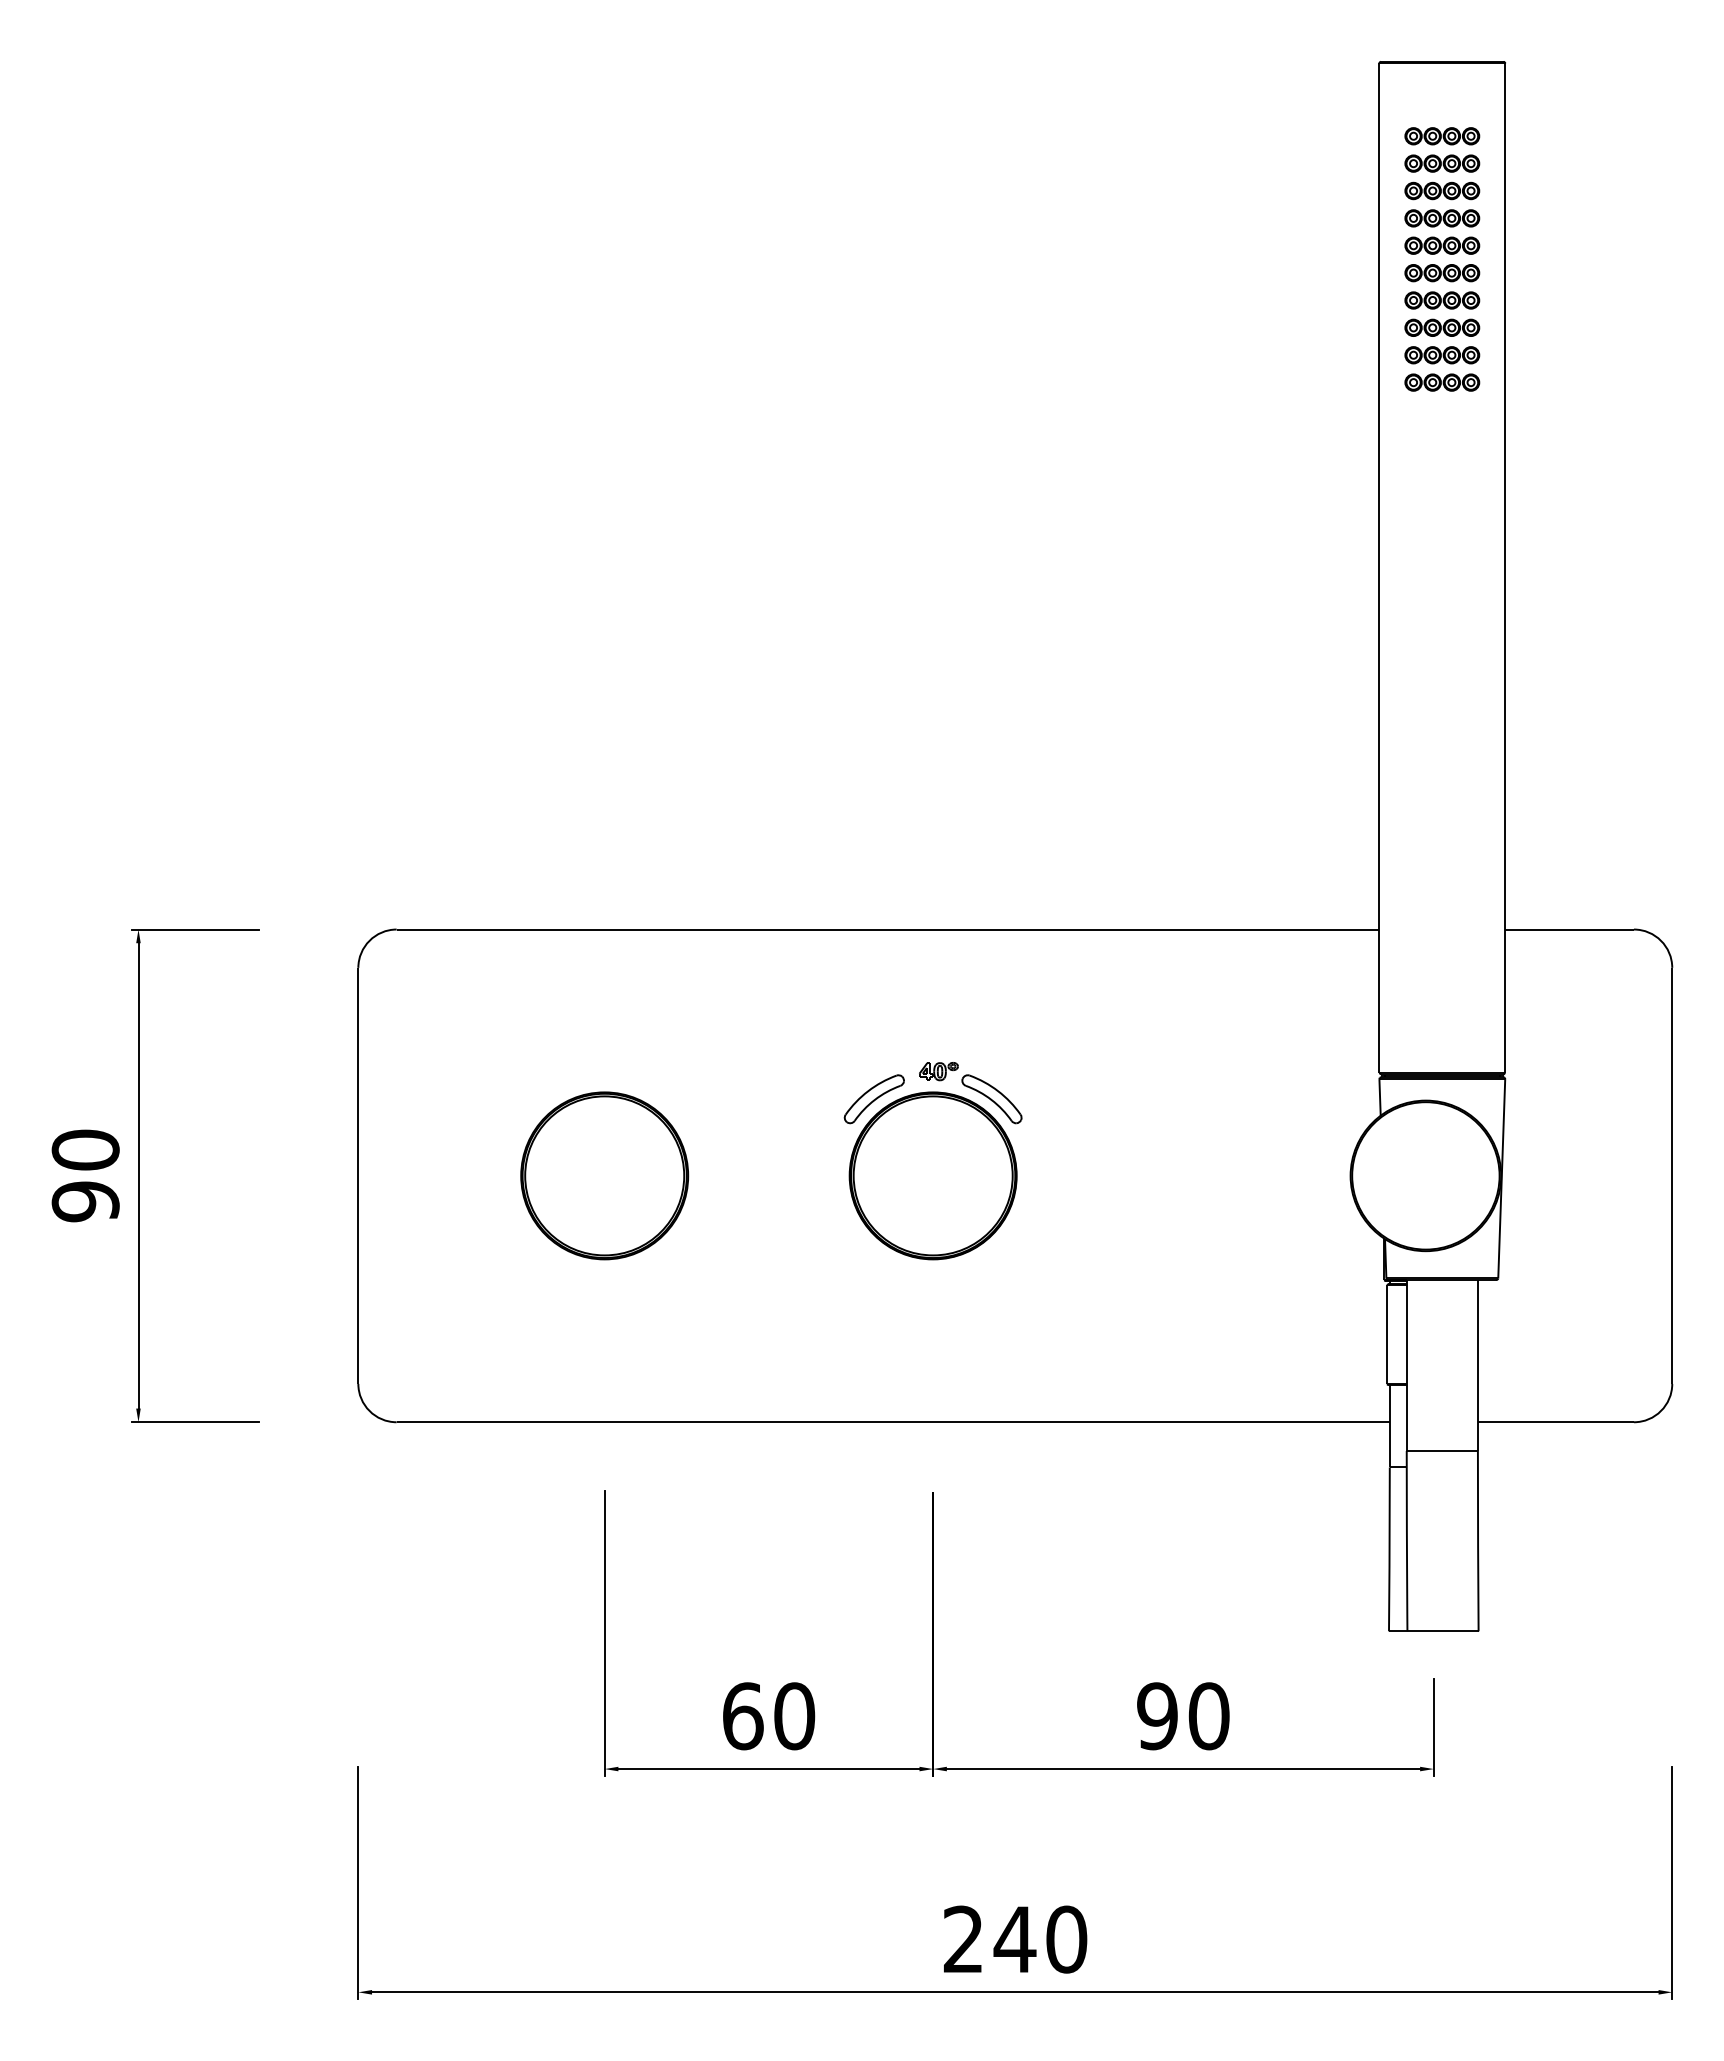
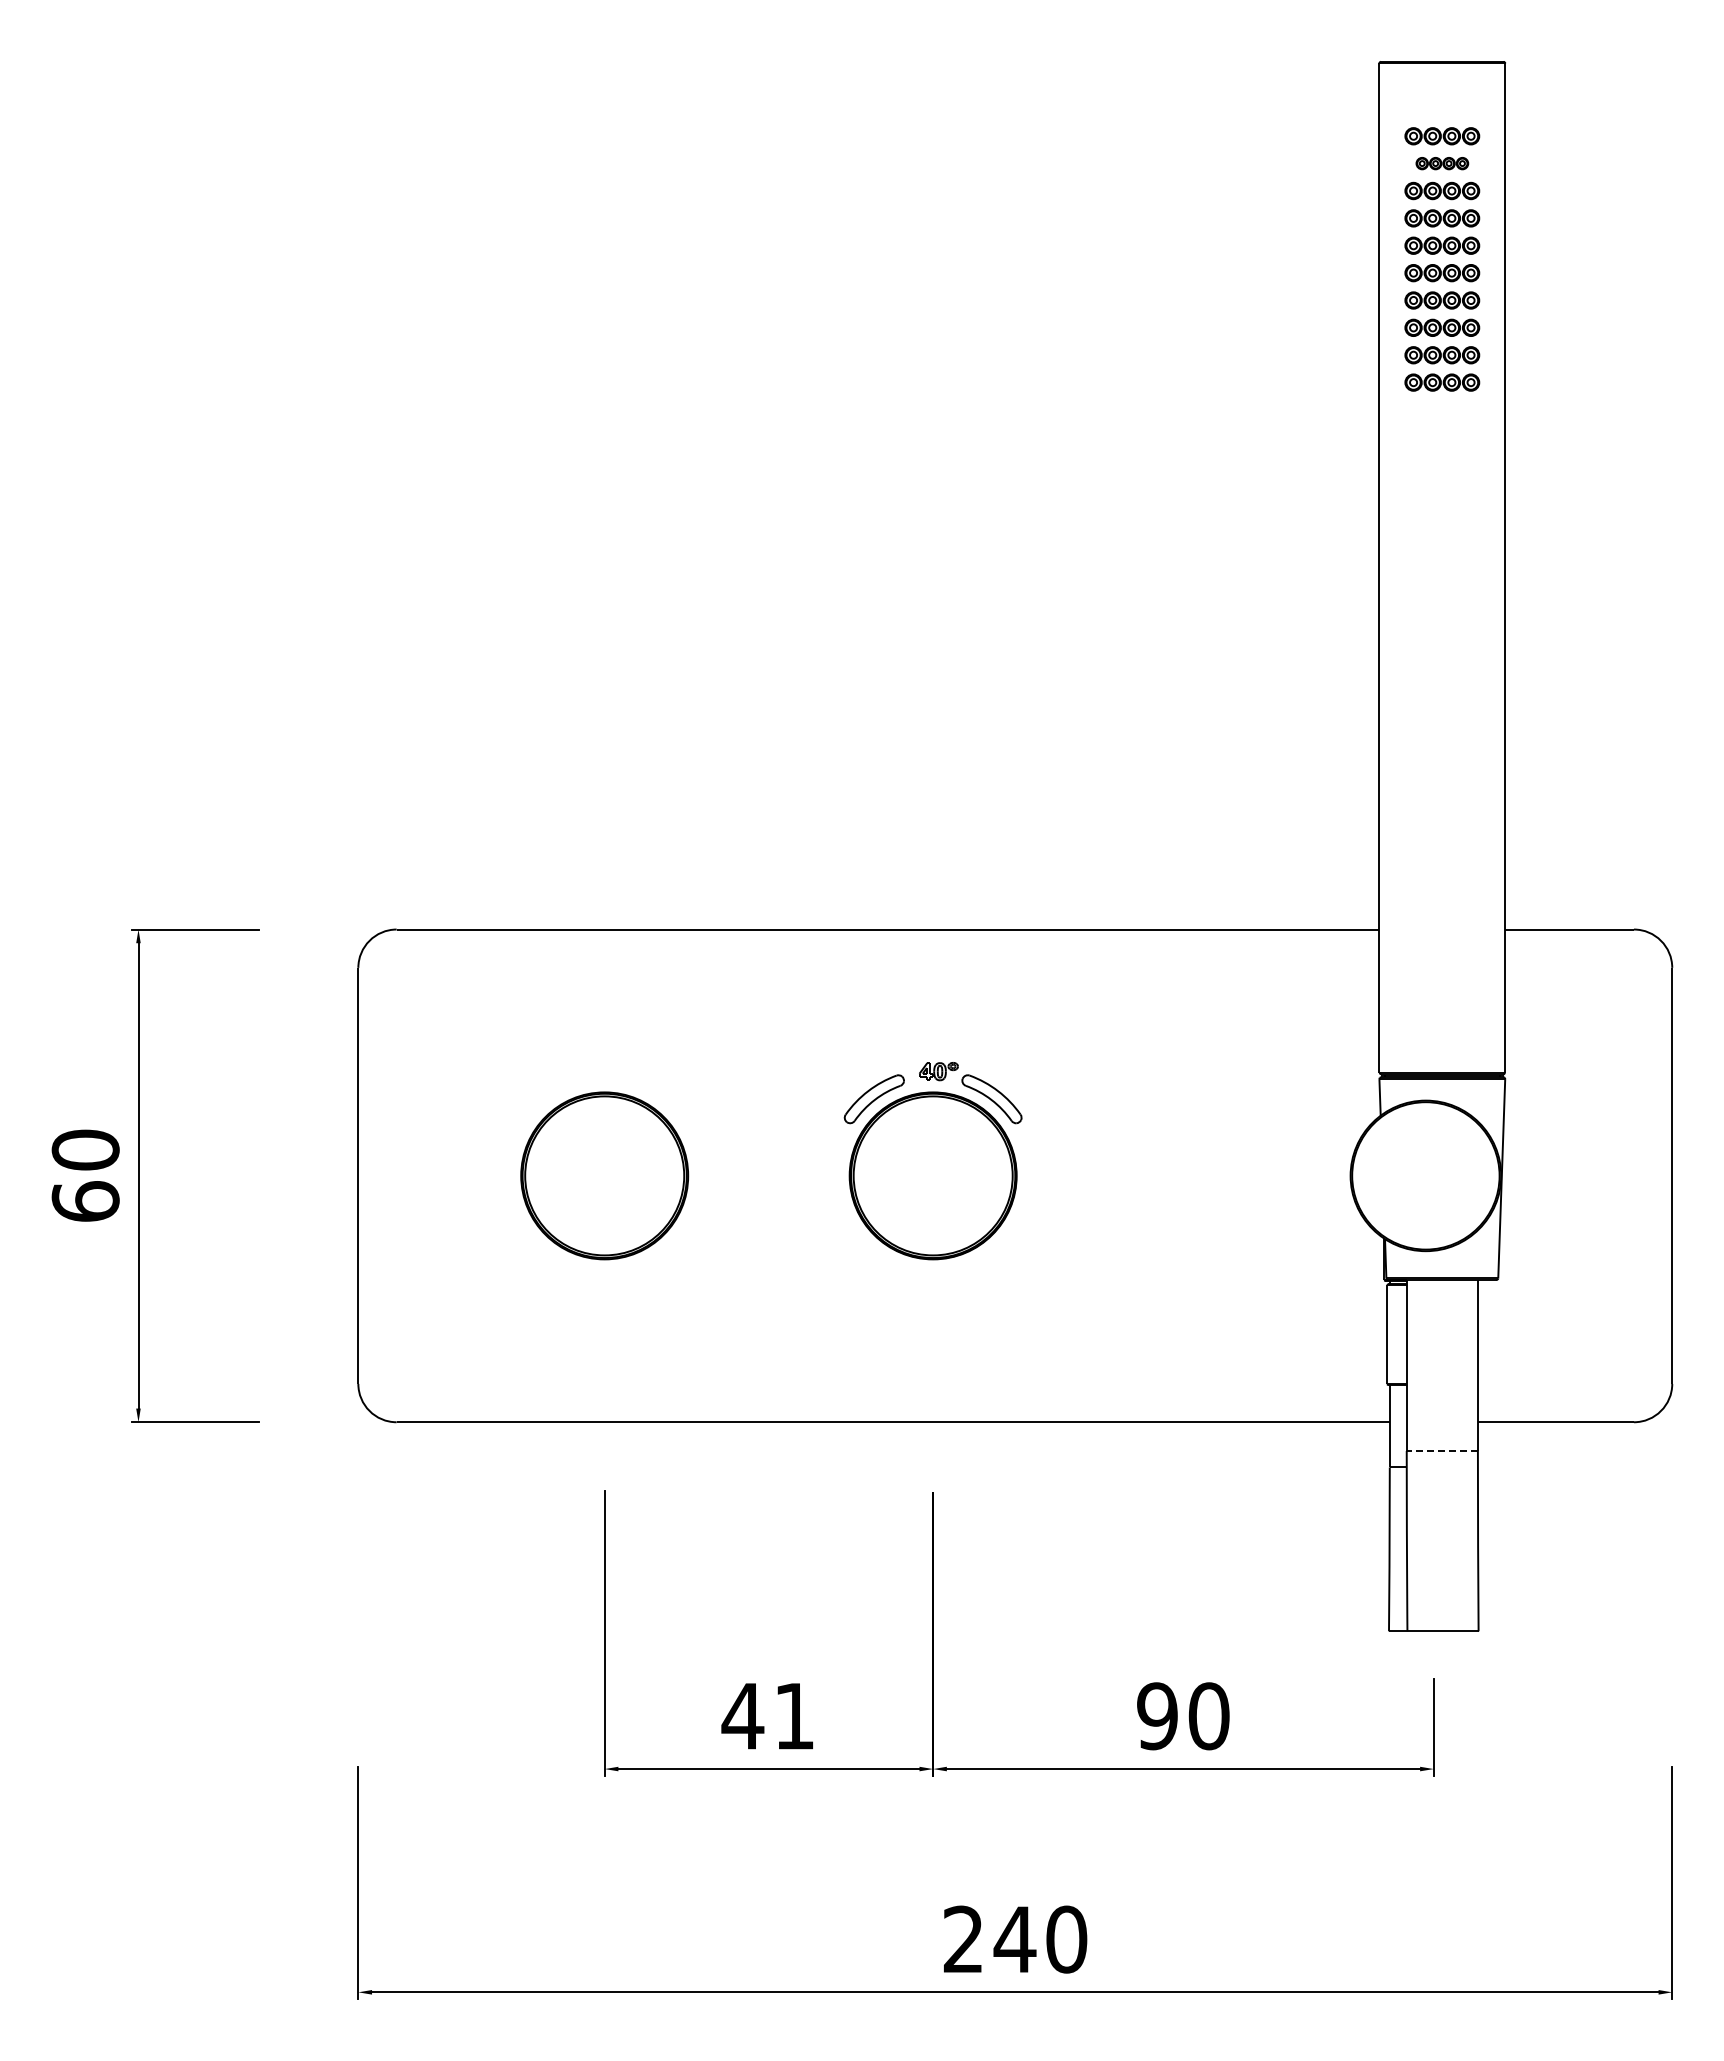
part size: 77x19 px -> 55x14 px (1442, 163)
text: 90 -> 60 (85, 1201)
line: solid -> dashed (1442, 1451)
text: 60 -> 41 (768, 1716)
